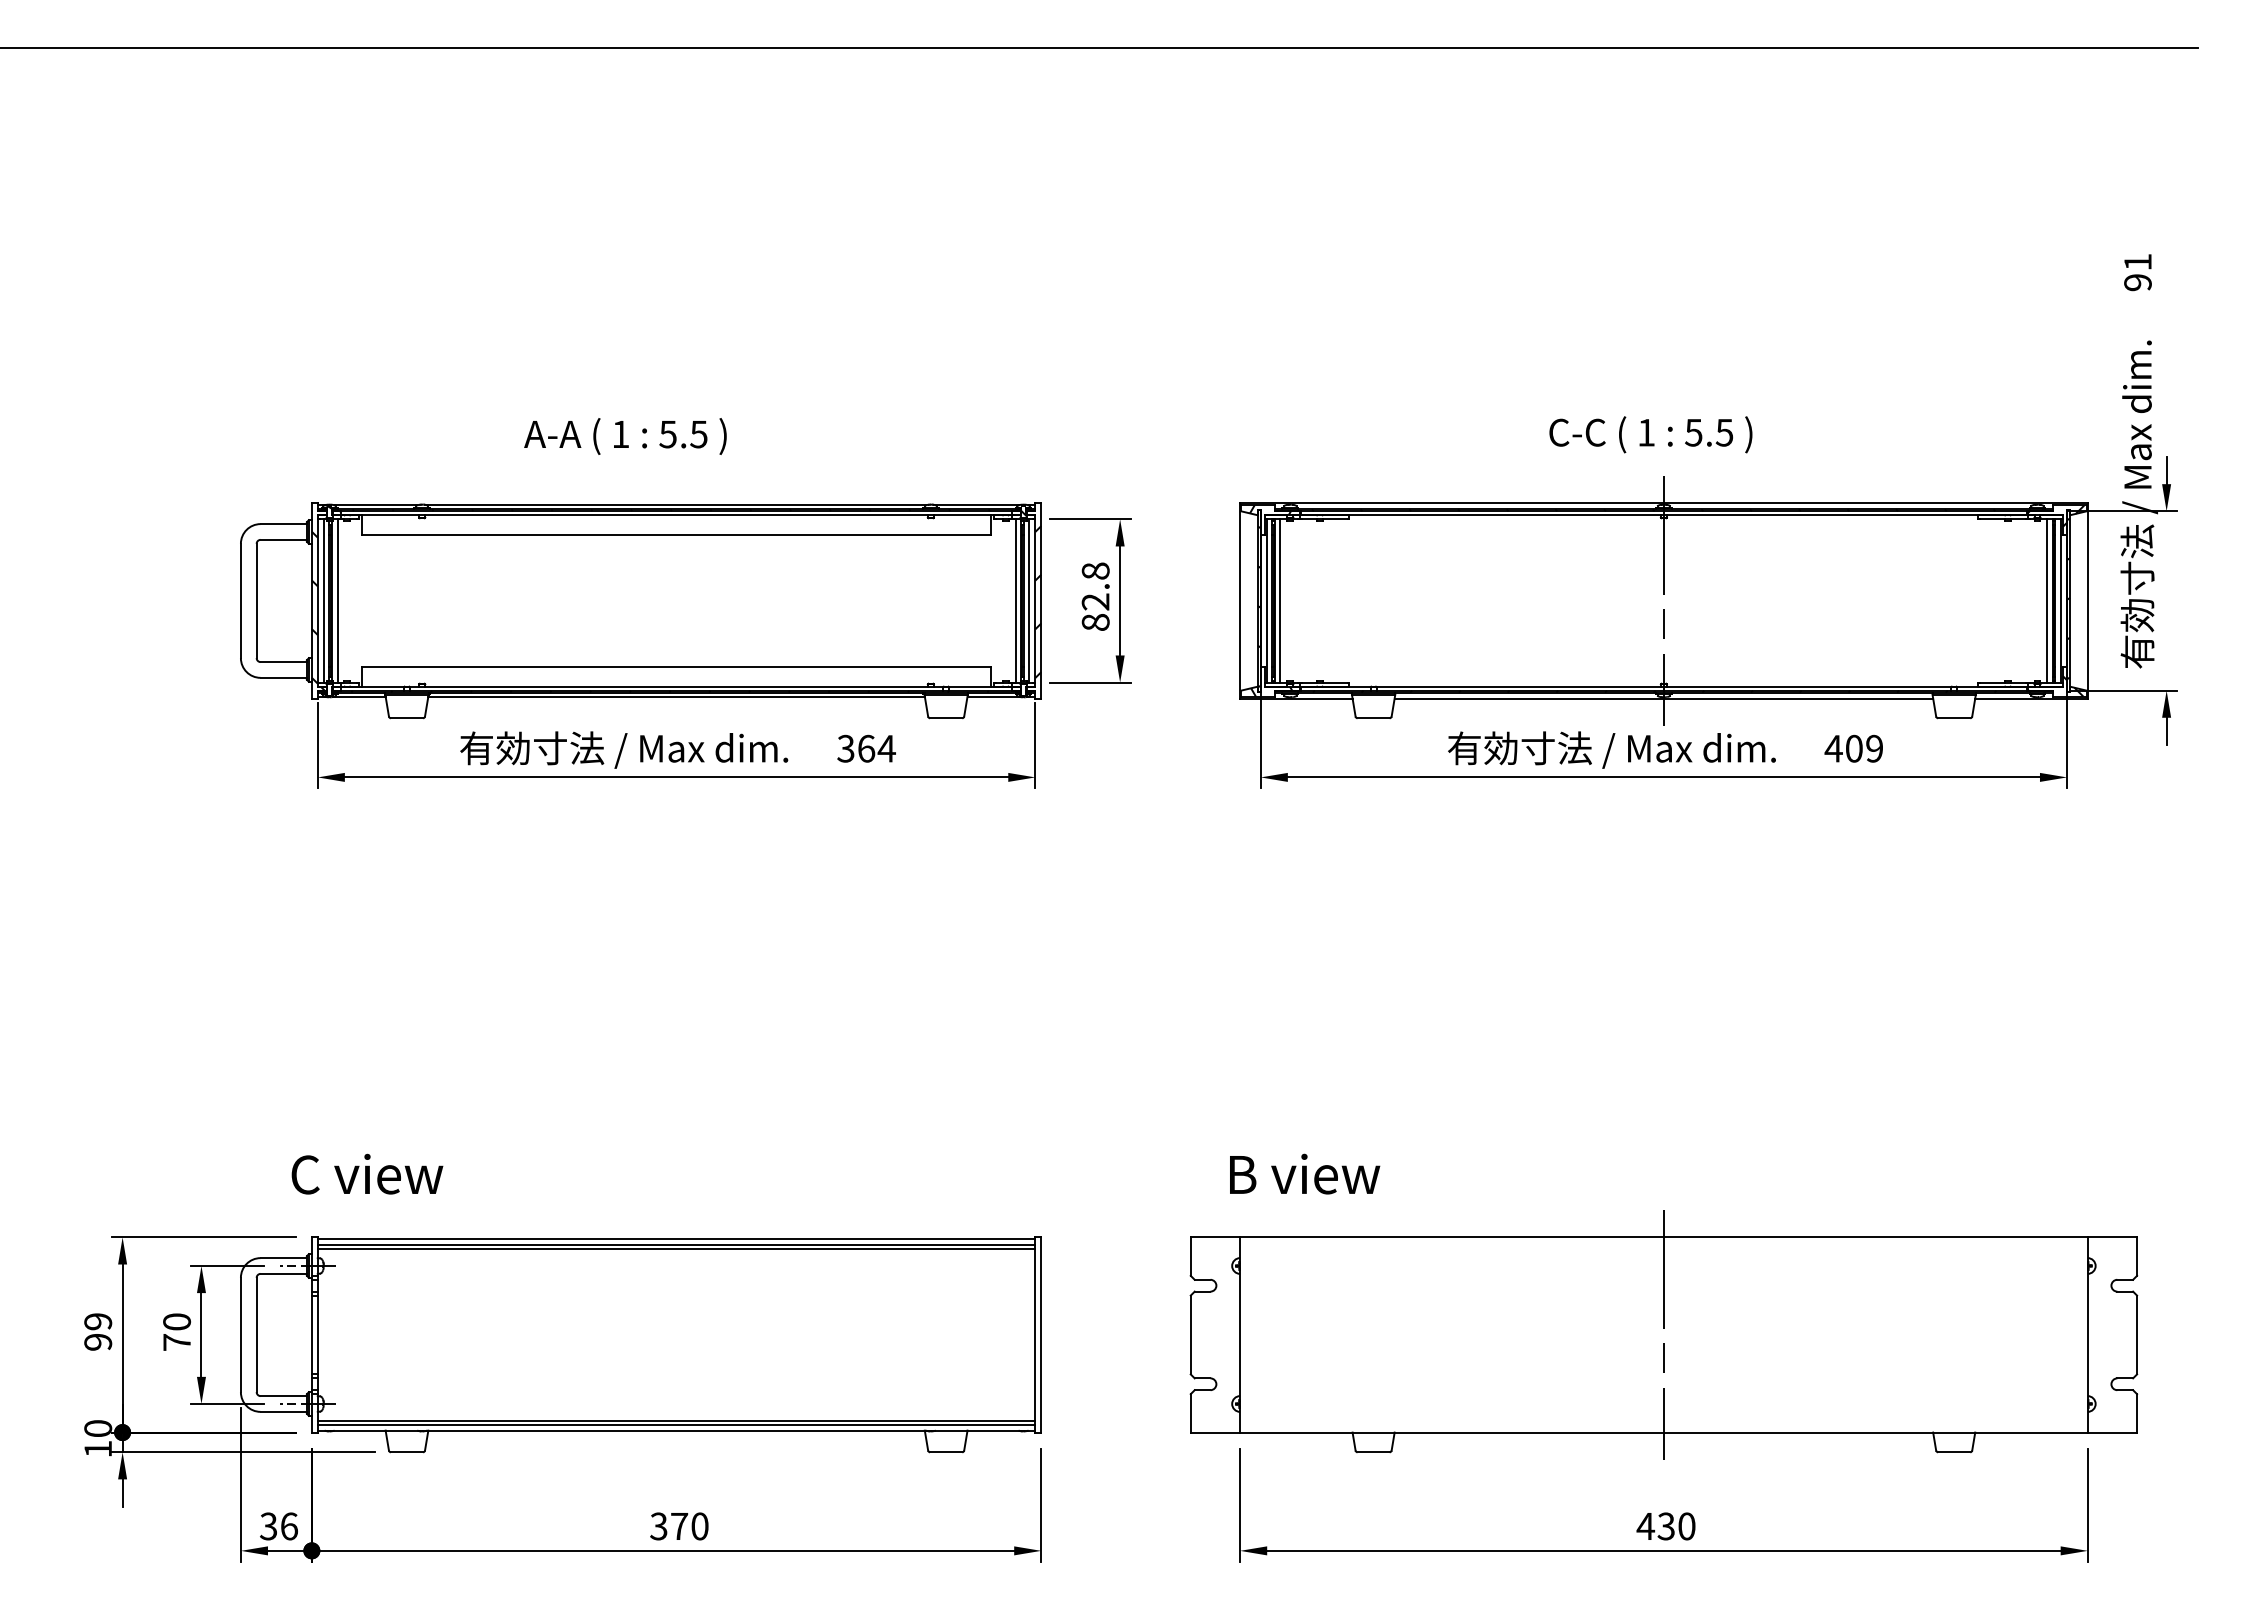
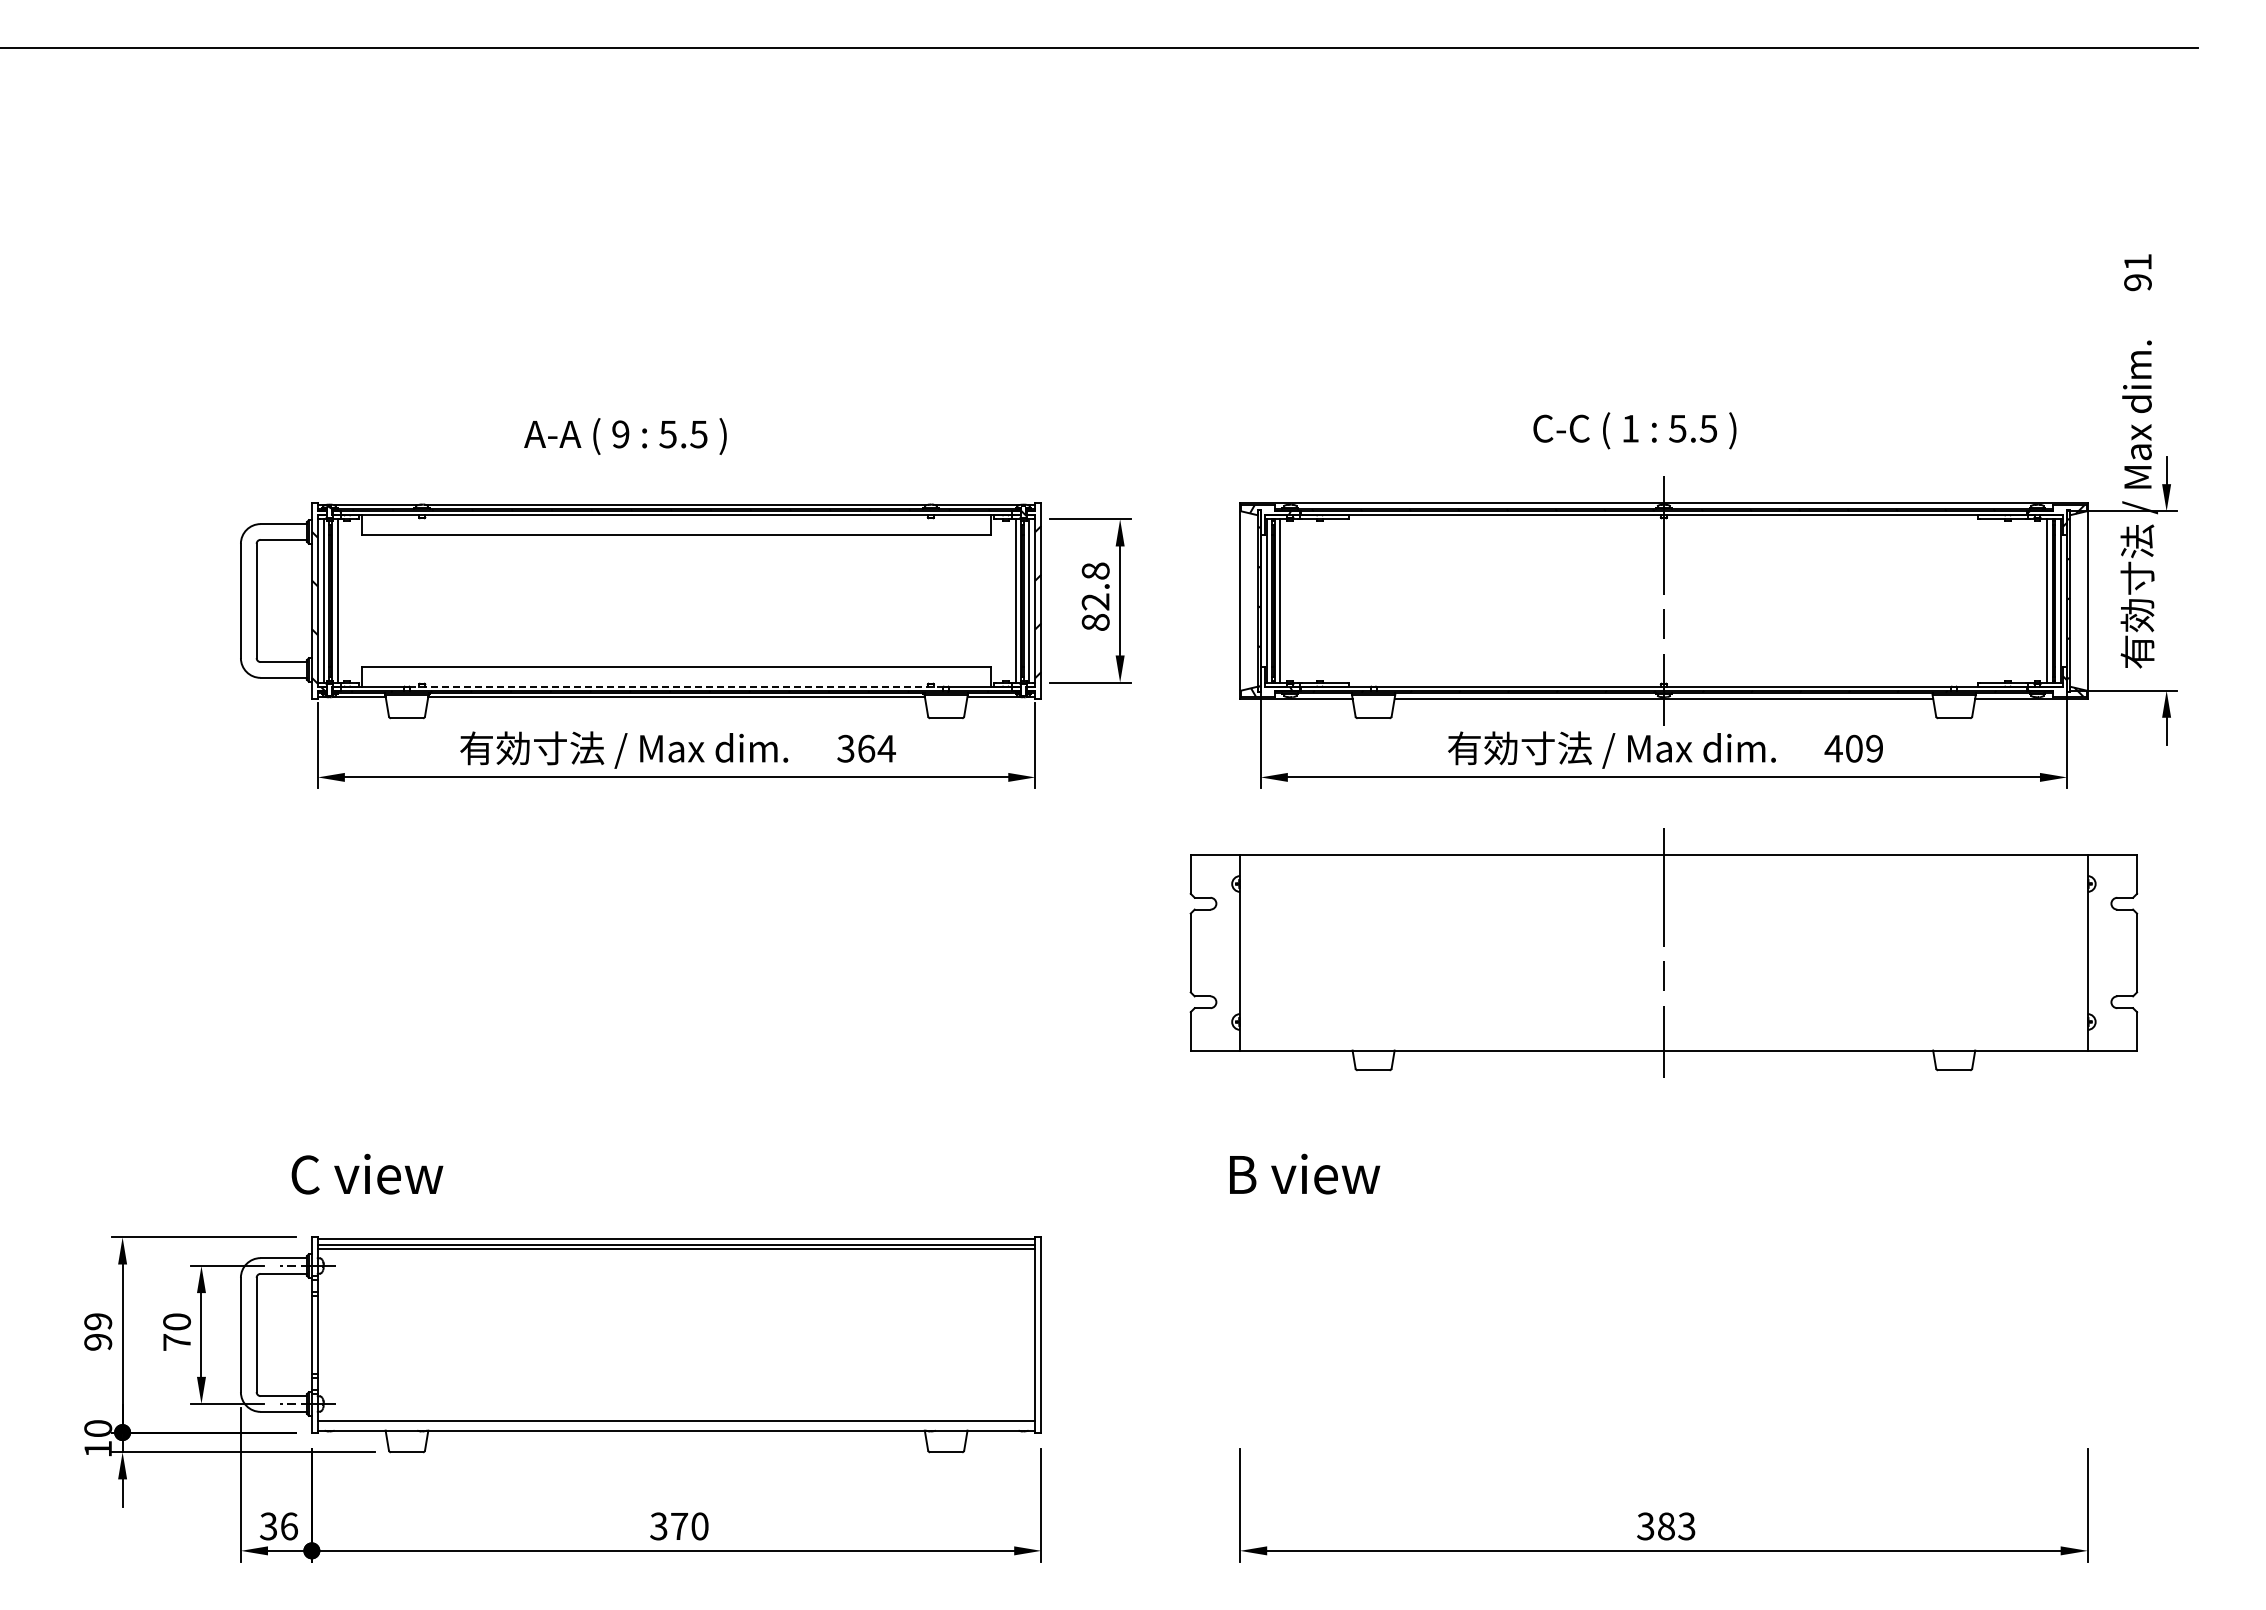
text: 1 -> 9 (620, 434)
text position: (1650, 434) -> (1634, 430) (1634, 430)
line: solid -> dashed (677, 686)
part position: (1663, 1334) -> (1663, 952) (1663, 952)
line: present -> none (676, 1424)
text: 430 -> 383 (1665, 1526)
